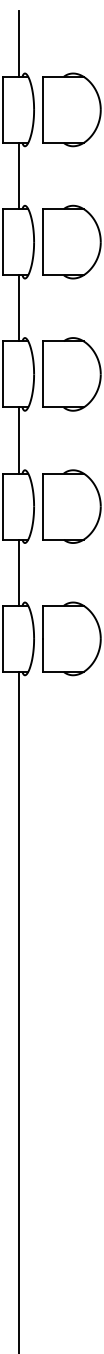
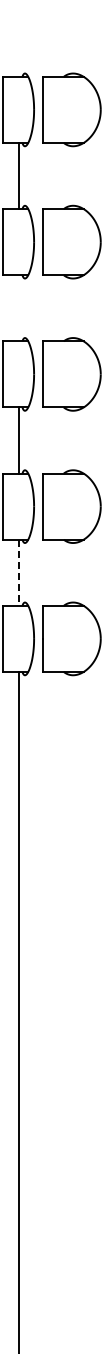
line: present -> none (19, 43)
line: present -> none (19, 308)
line: solid -> dashed (19, 573)
